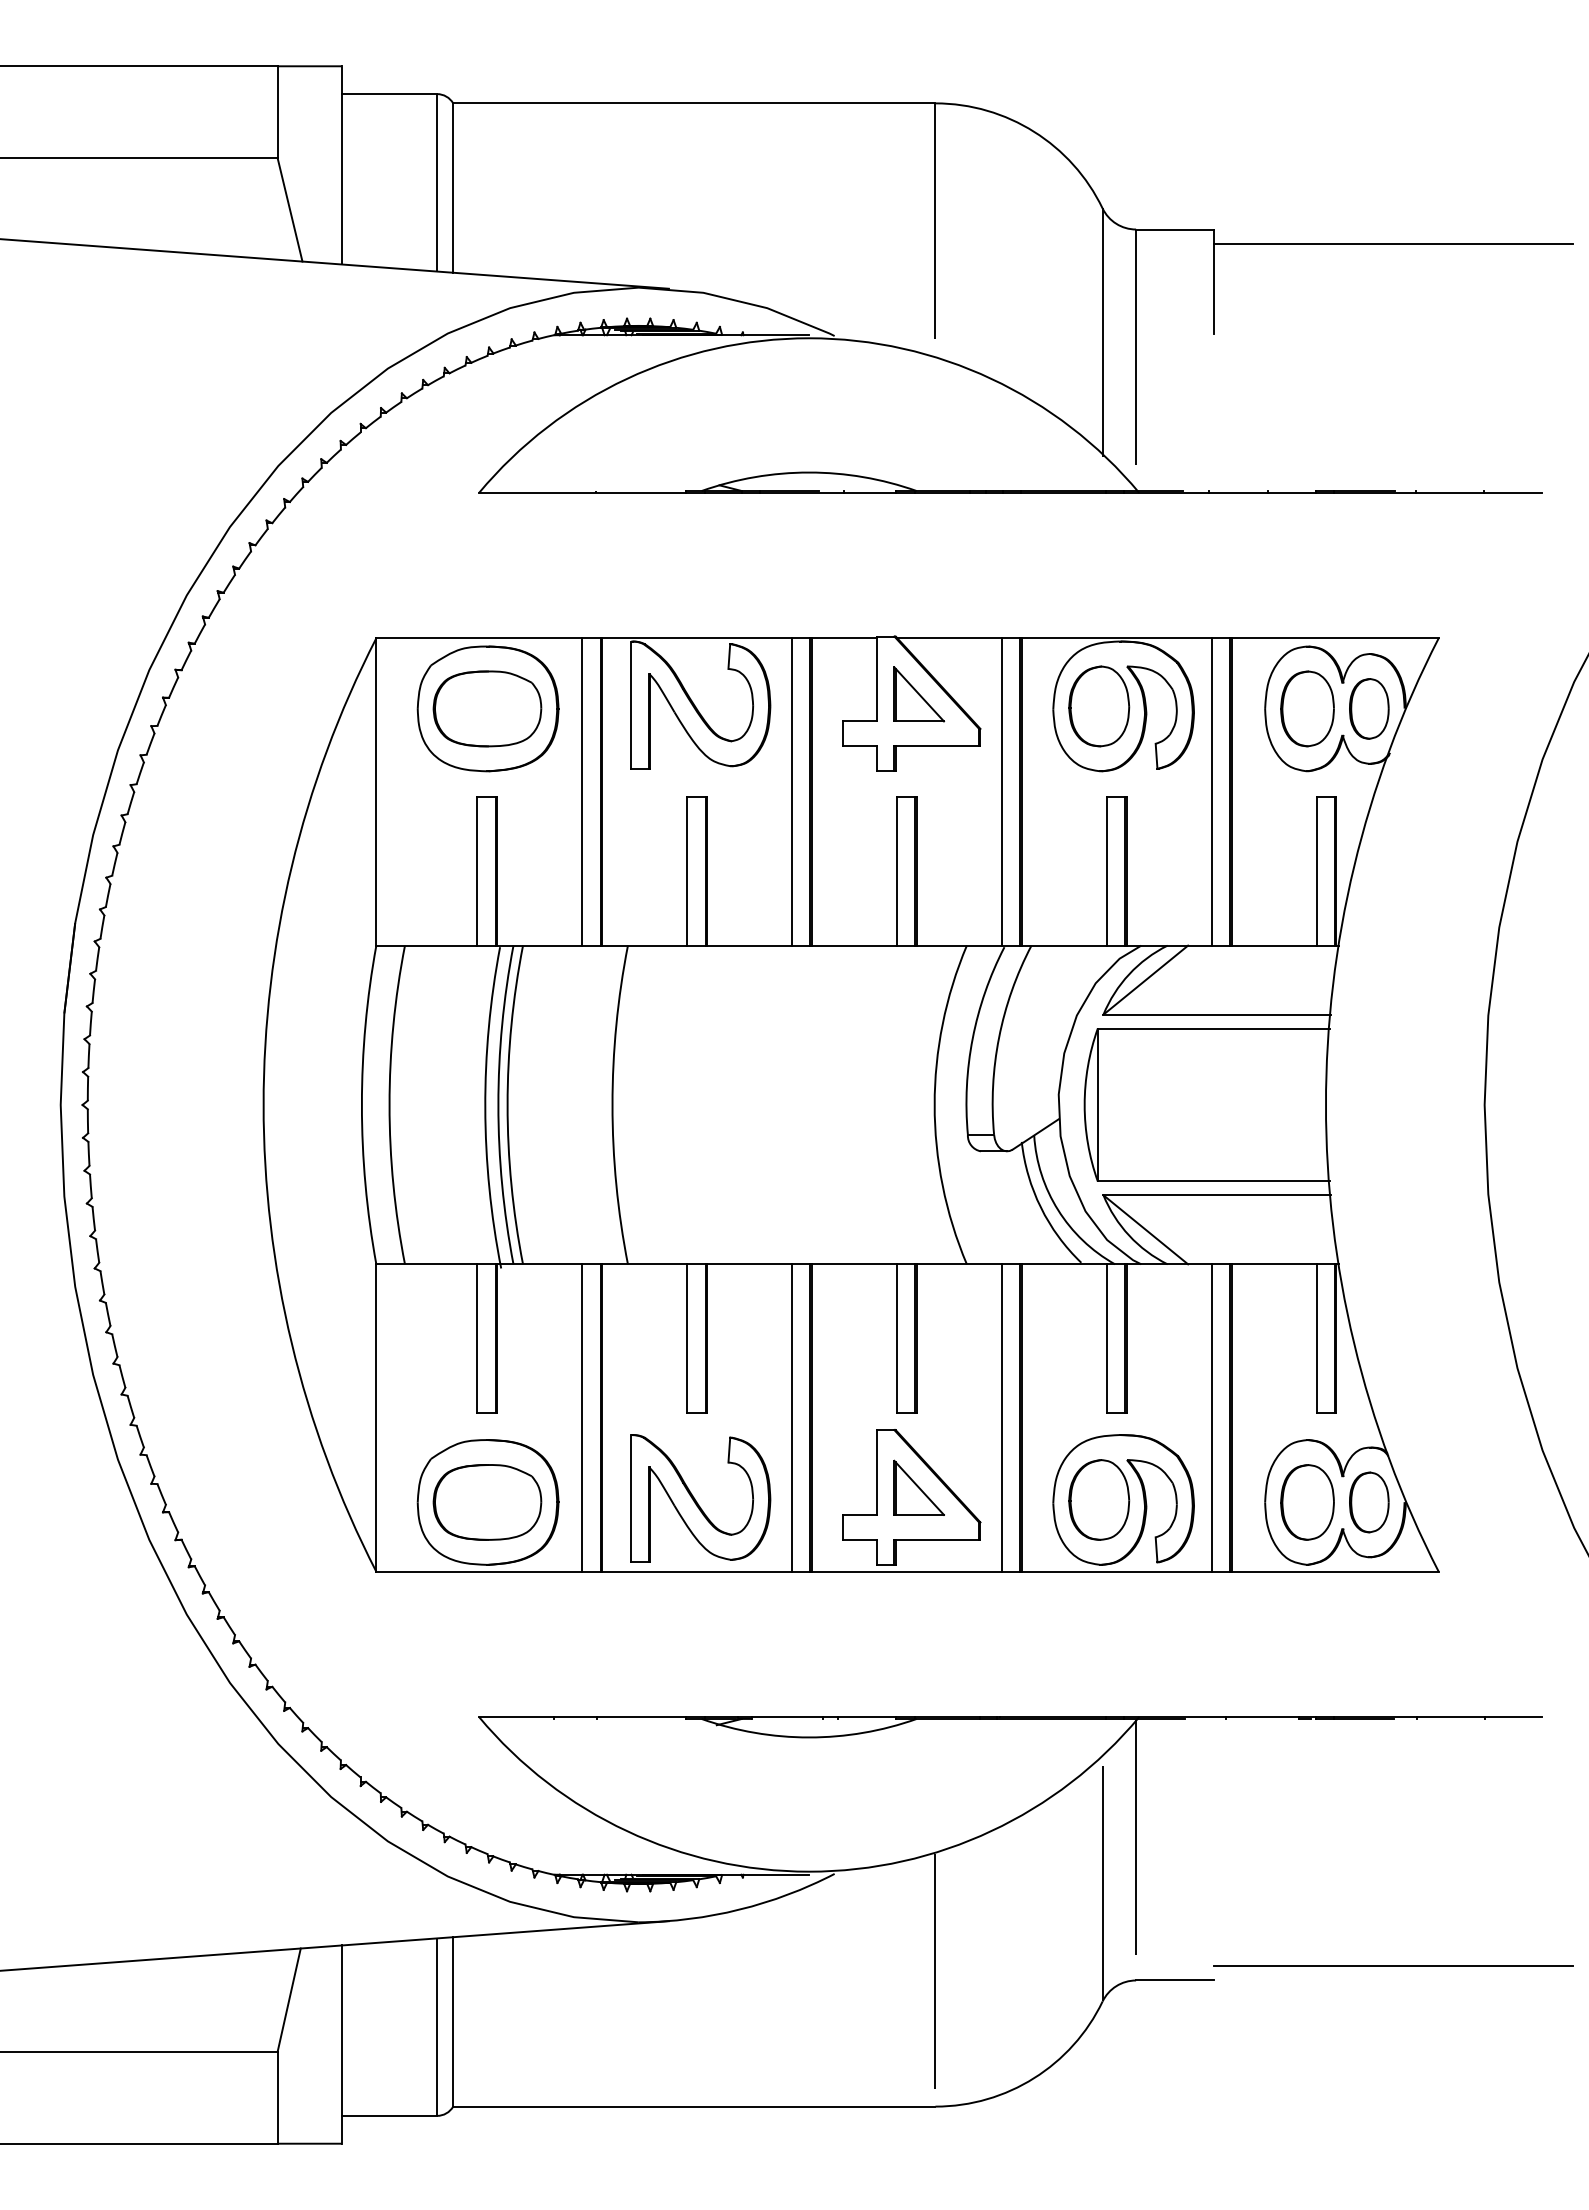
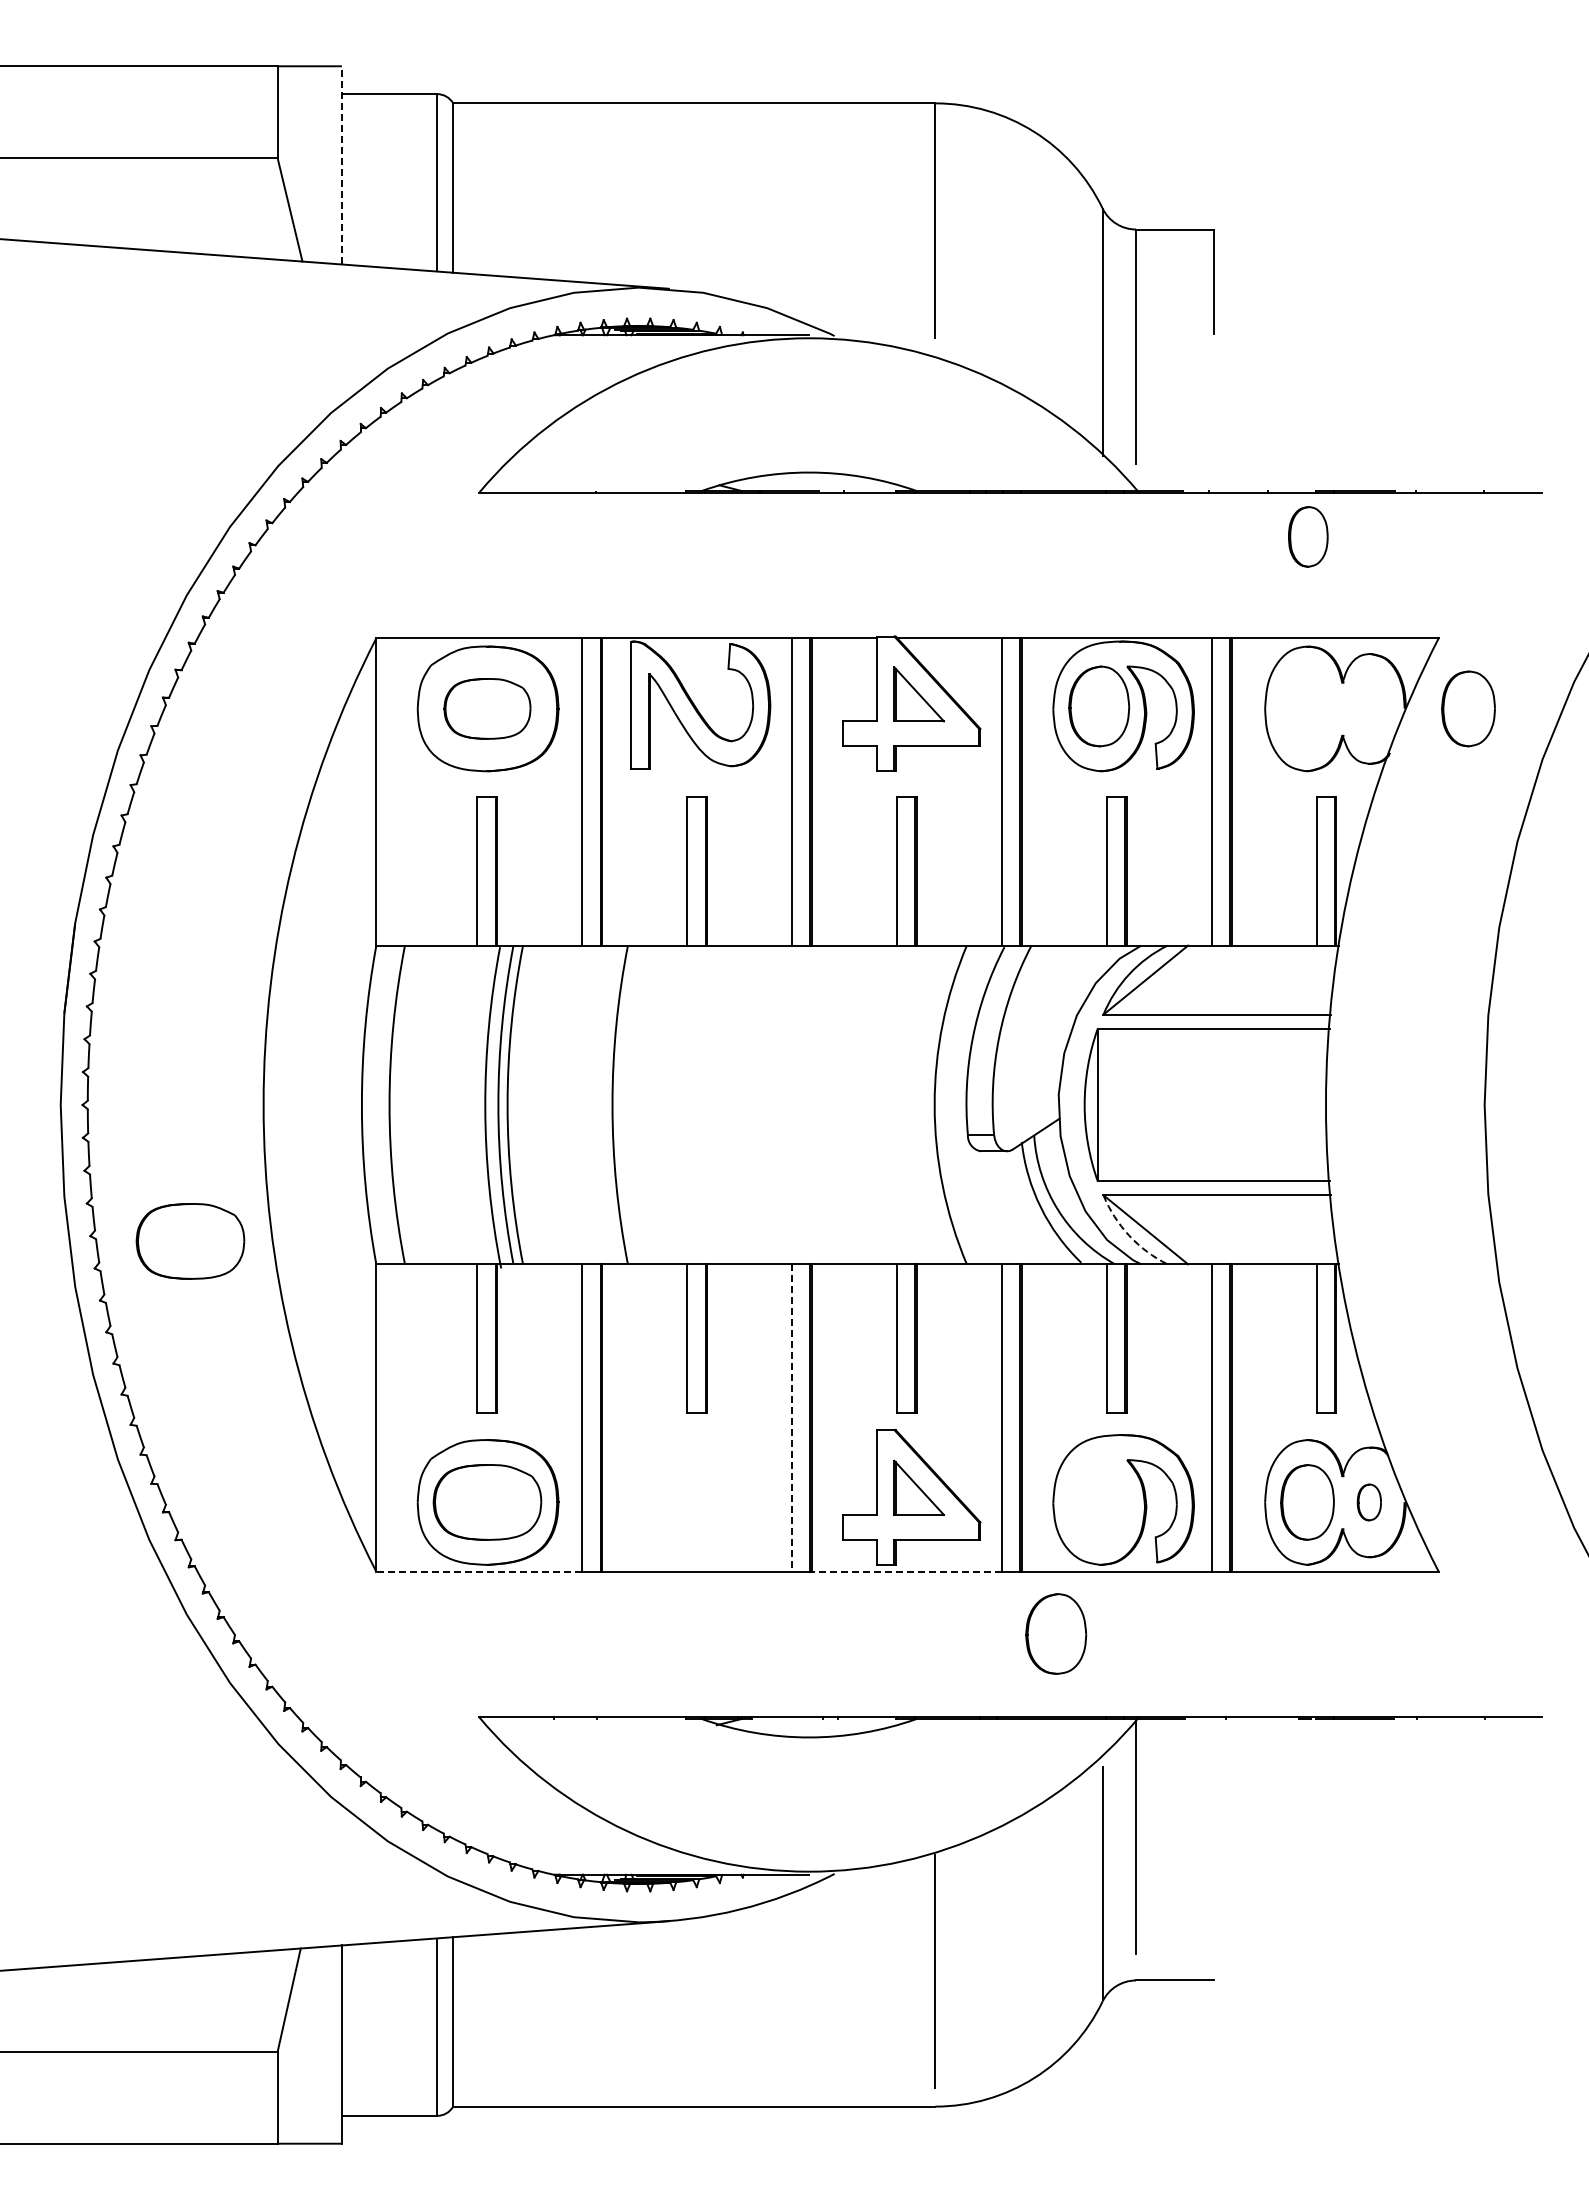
line: solid -> dashed (341, 164)
line: present -> none (1393, 244)
part size: 111x78 px -> 89x62 px (487, 708)
part position: (1307, 708) -> (1468, 708) (1468, 708)
part position: (1369, 708) -> (1308, 536) (1308, 536)
arc: solid -> dashed (1129, 1235)
part: none -> present (190, 1241)
line: solid -> dashed (792, 1418)
part: present -> none (700, 1498)
part position: (1099, 1499) -> (1056, 1633) (1056, 1633)
part size: 41x63 px -> 26x39 px (1368, 1502)
line: solid -> dashed (479, 1571)
line: solid -> dashed (906, 1571)
line: present -> none (1393, 1965)
